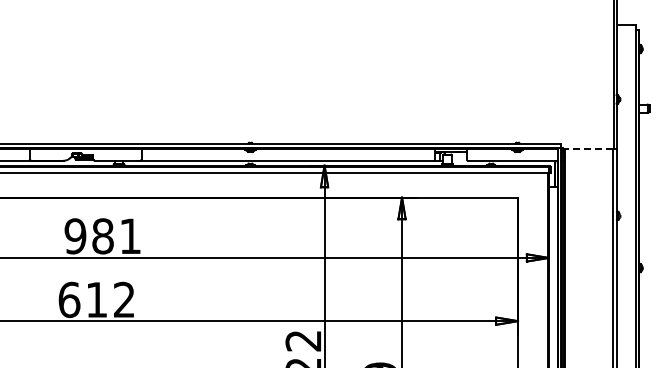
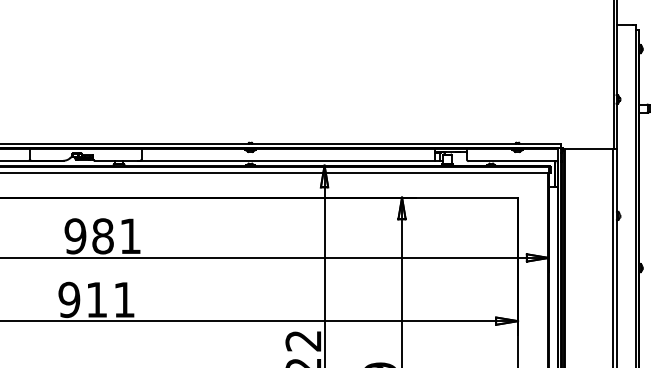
line: dashed -> solid (589, 149)
text: 612 -> 911 (96, 299)
